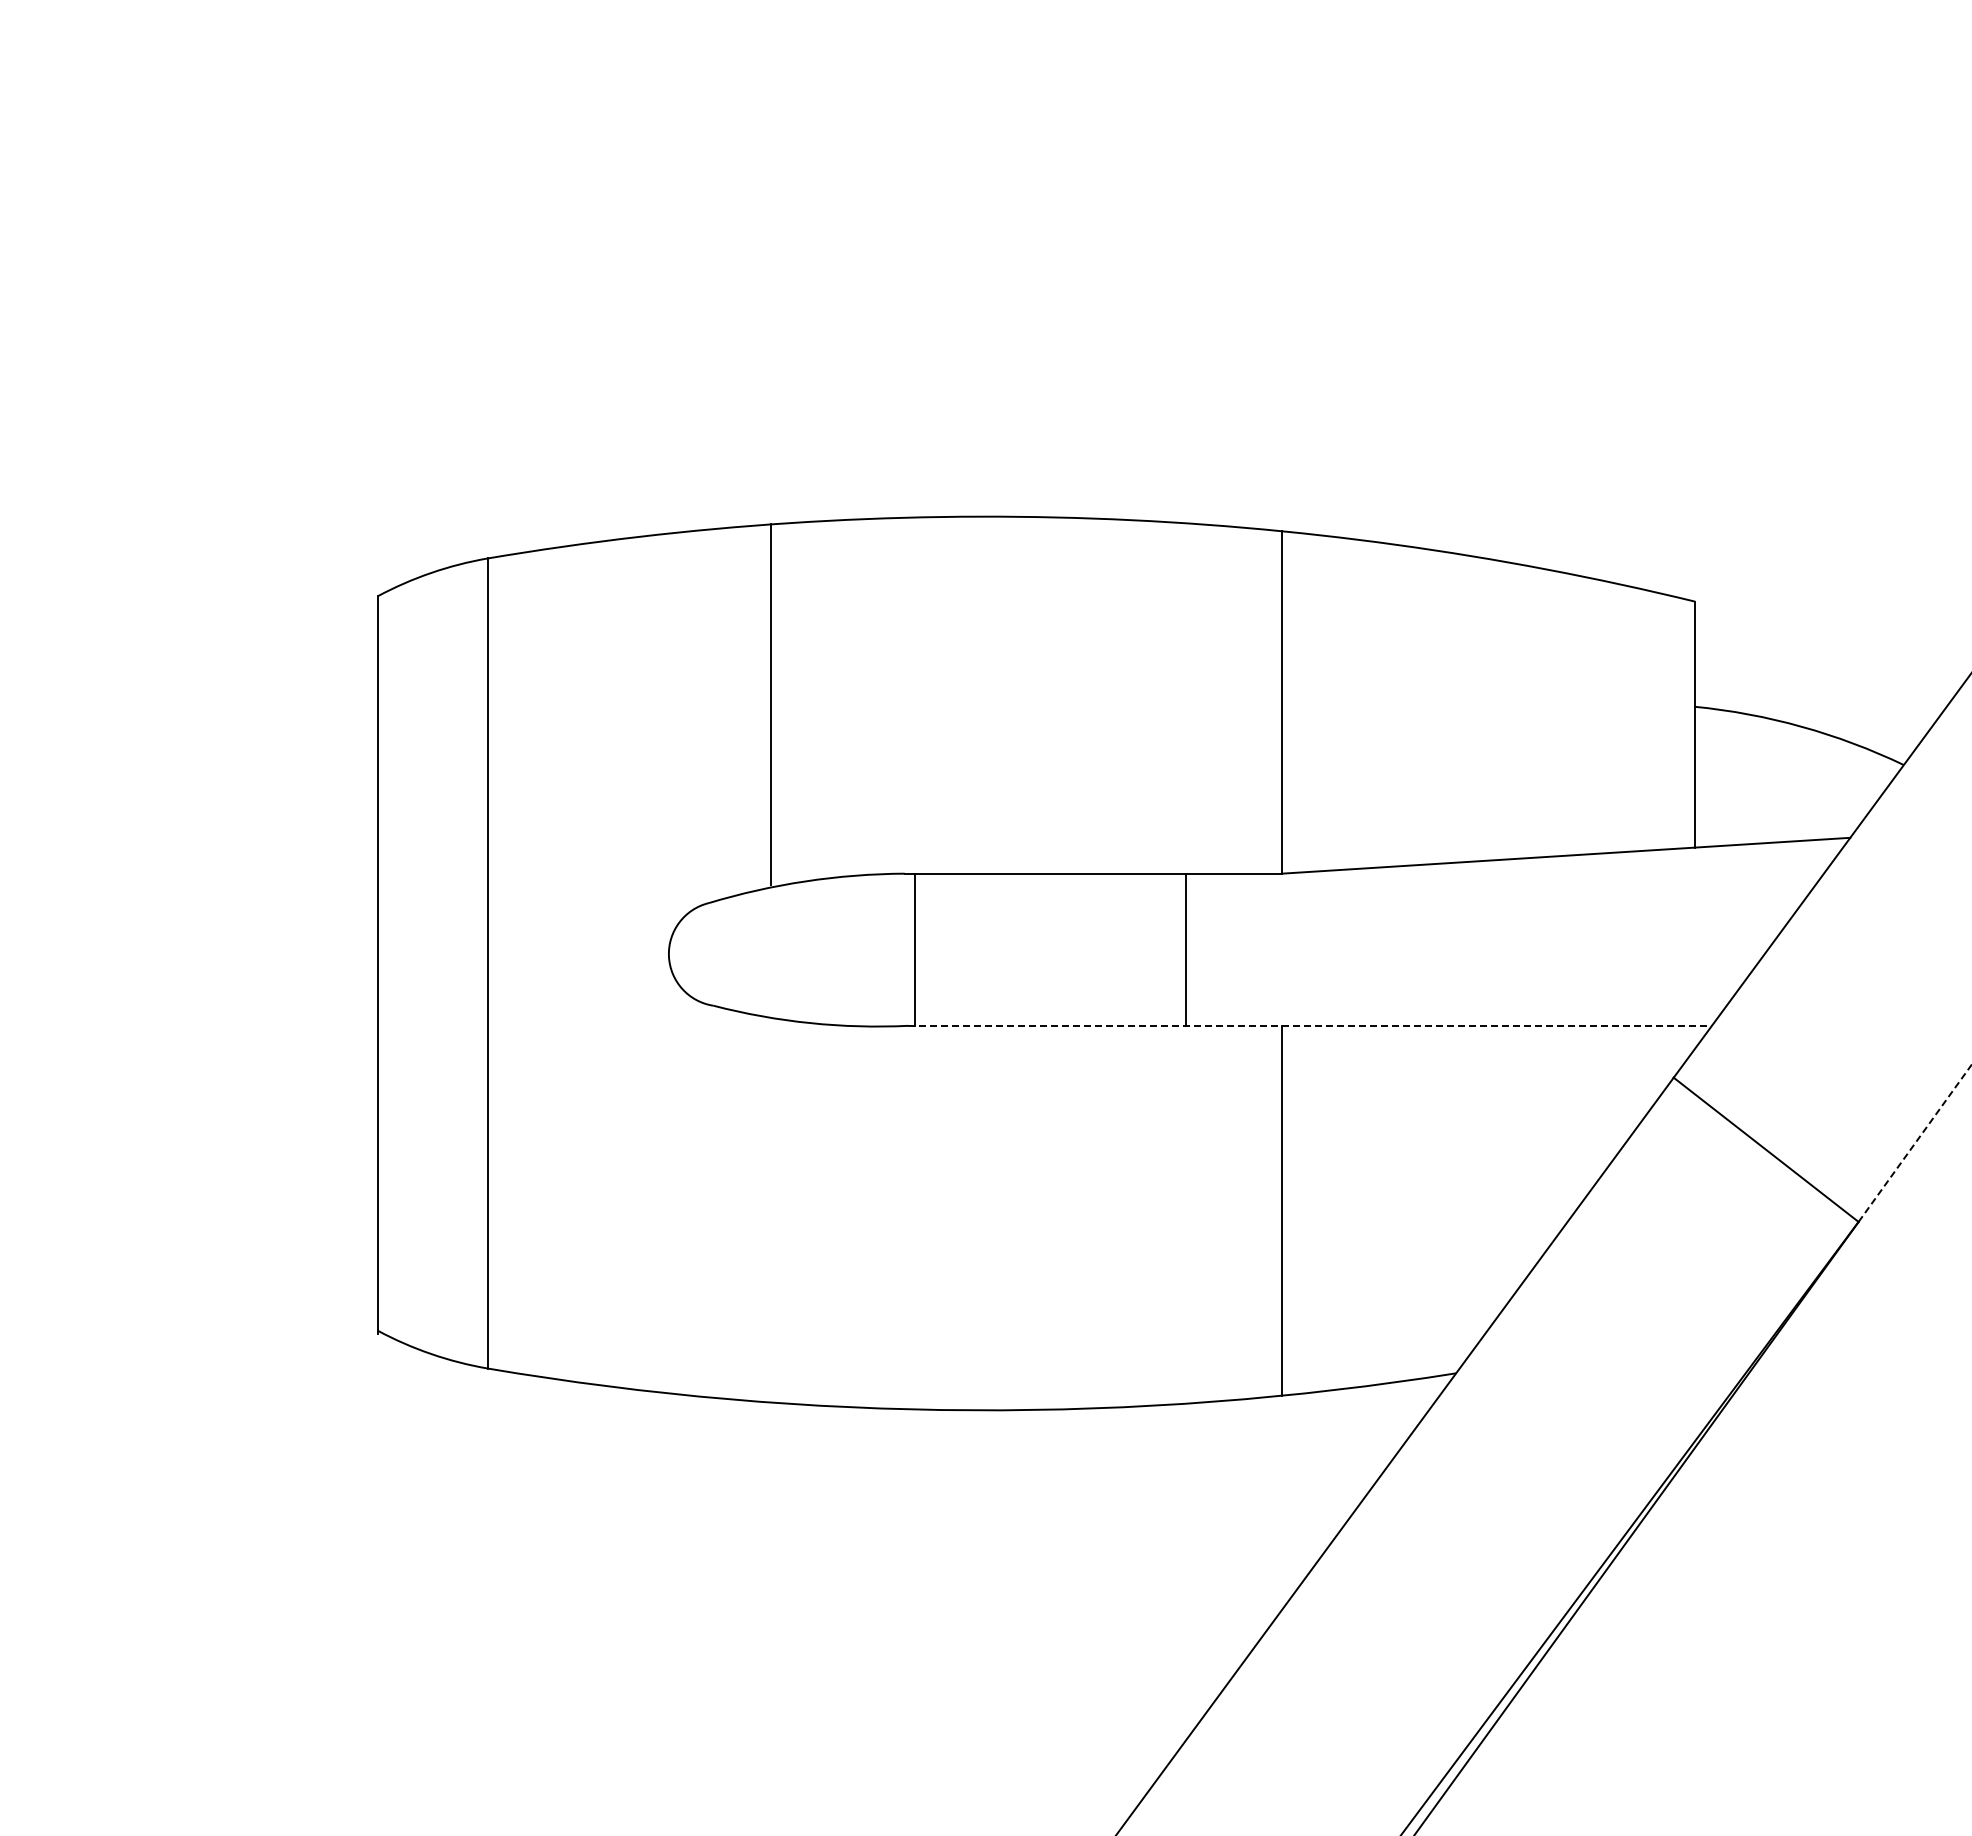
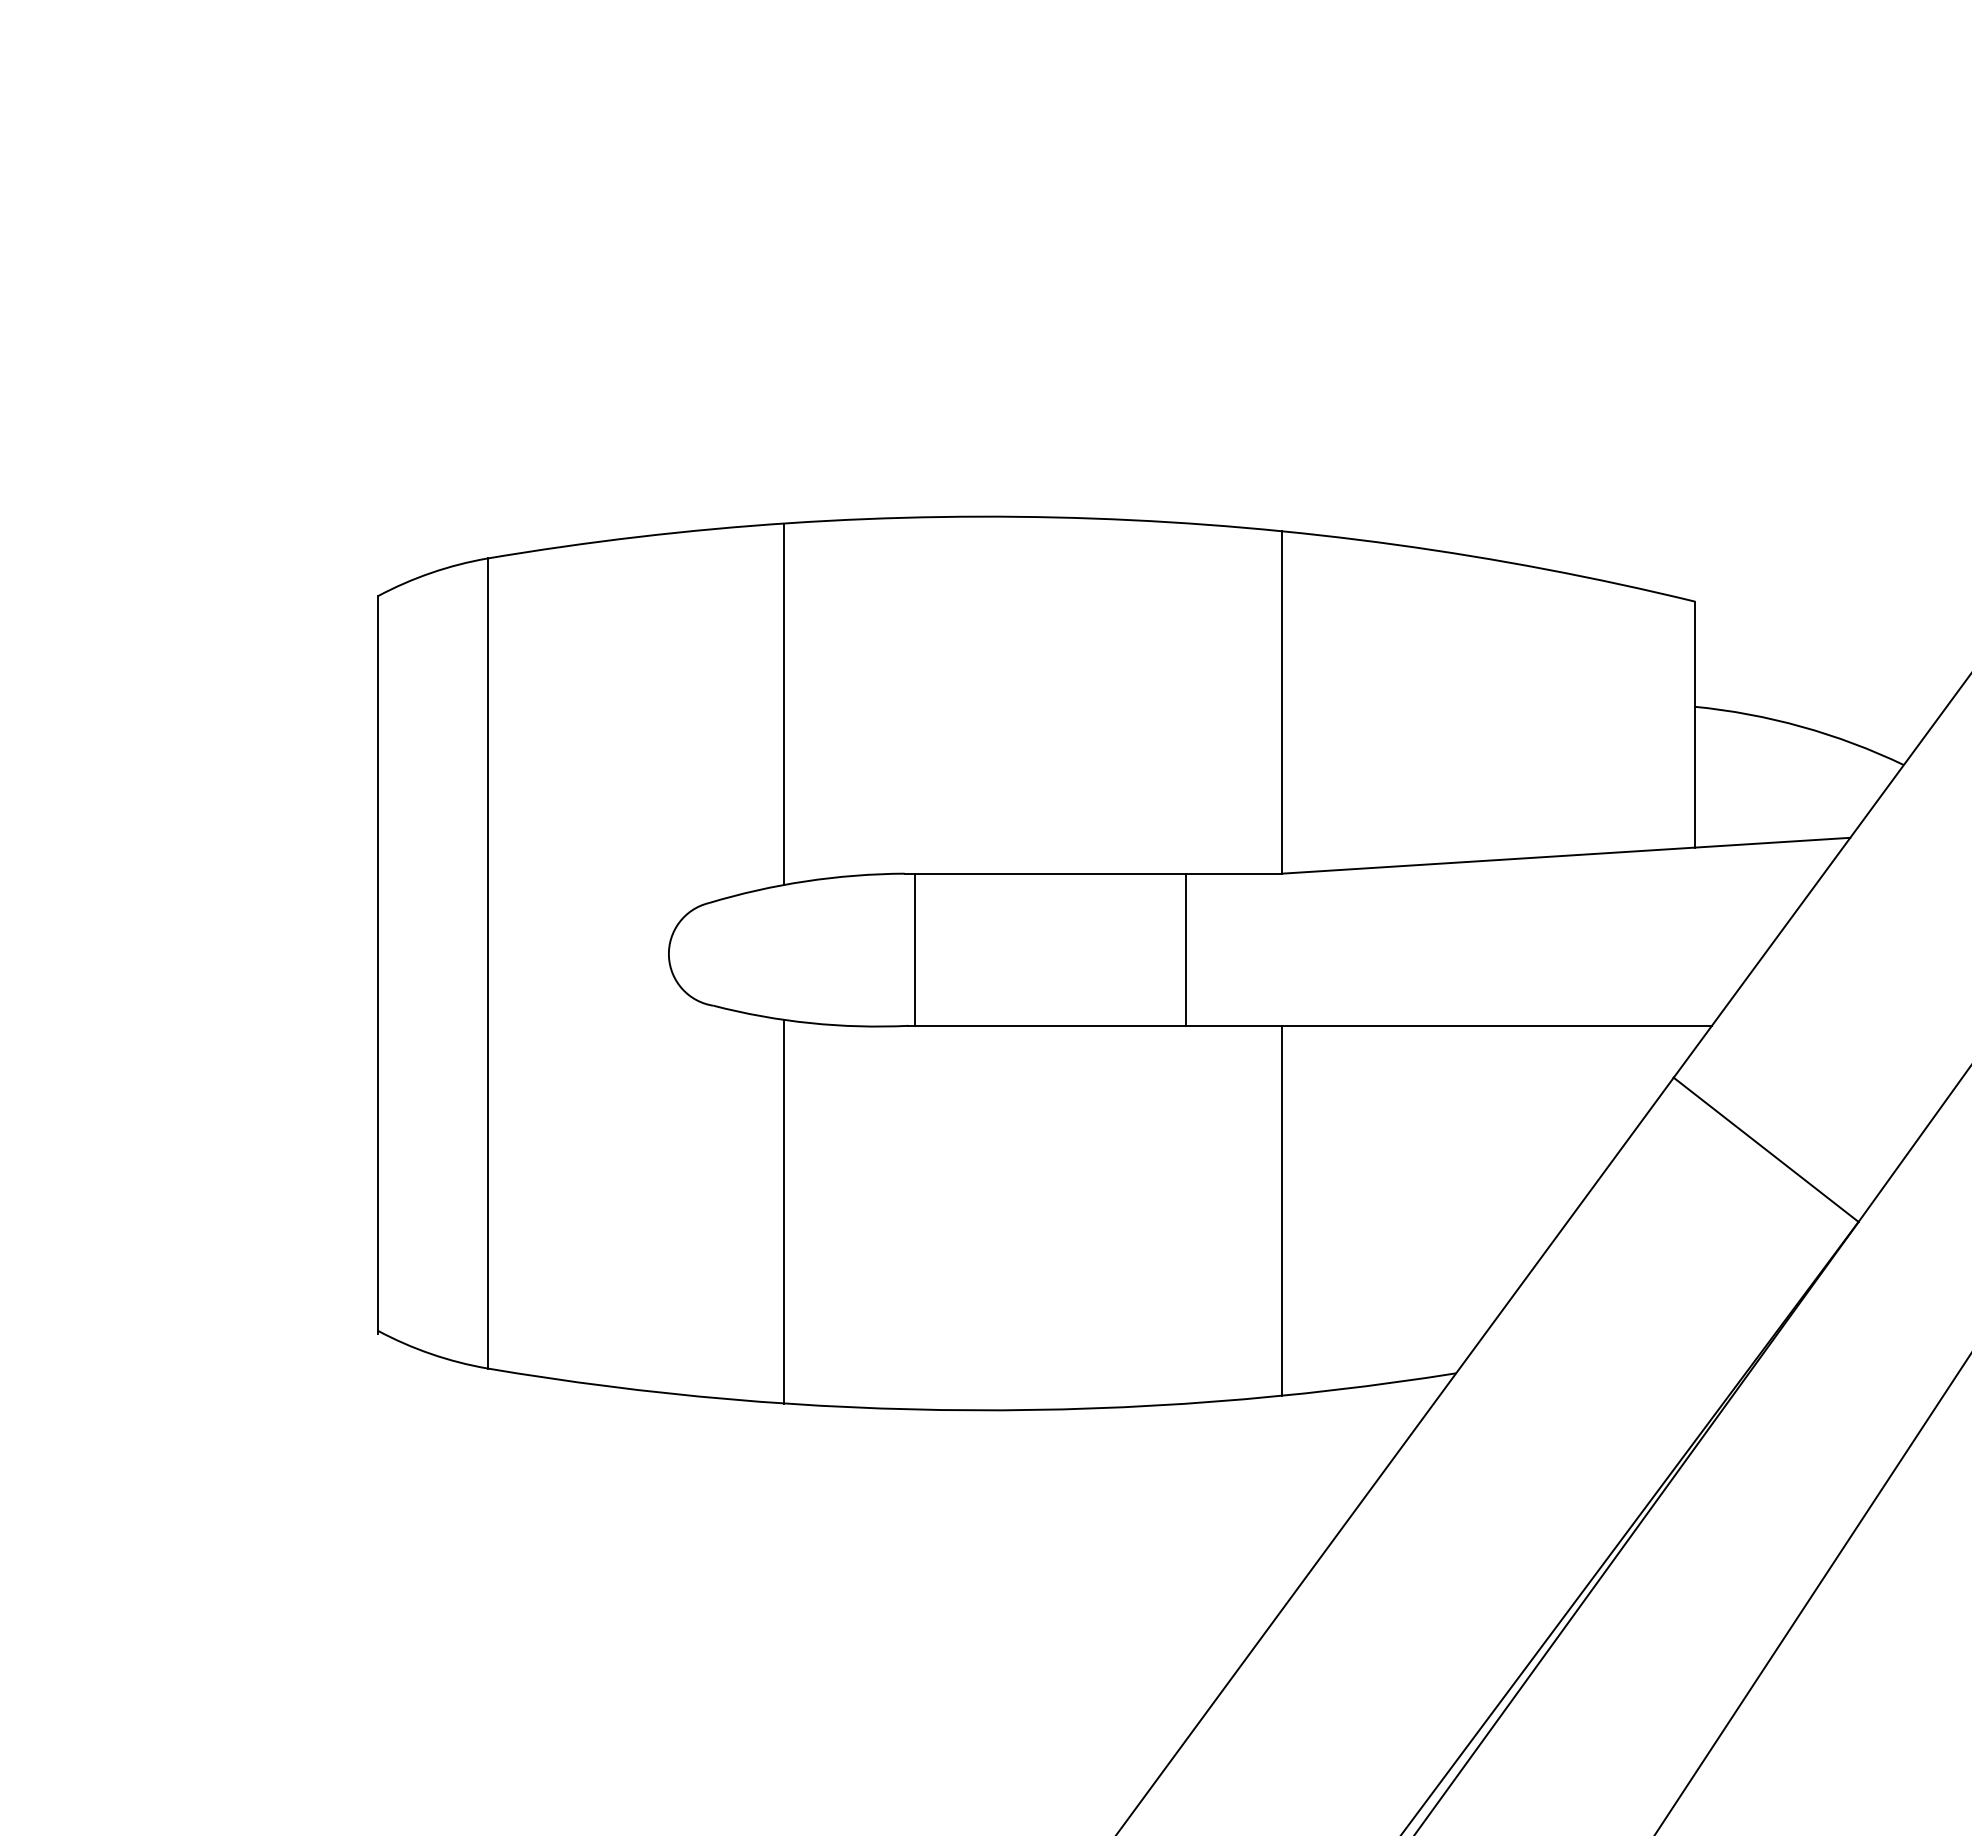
line position: (771, 703) -> (784, 703) (784, 703)
line: dashed -> solid (1310, 1025)
line: dashed -> solid (1915, 1143)
line: none -> present (784, 1211)
line: none -> present (1812, 1594)
